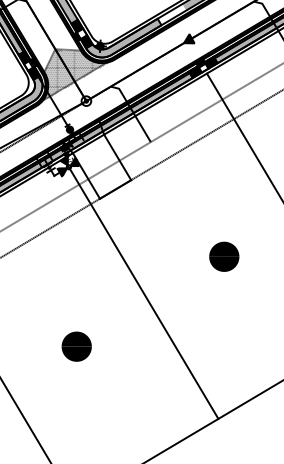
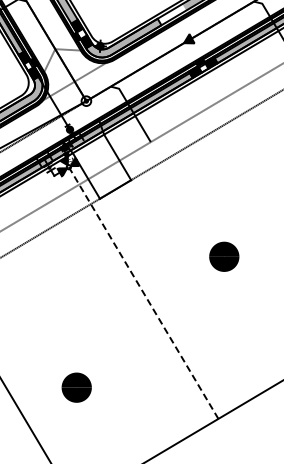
hatch: present -> none (74, 74)
line: present -> none (243, 135)
line: solid -> dashed (140, 288)
part position: (76, 346) -> (76, 387) (76, 387)
